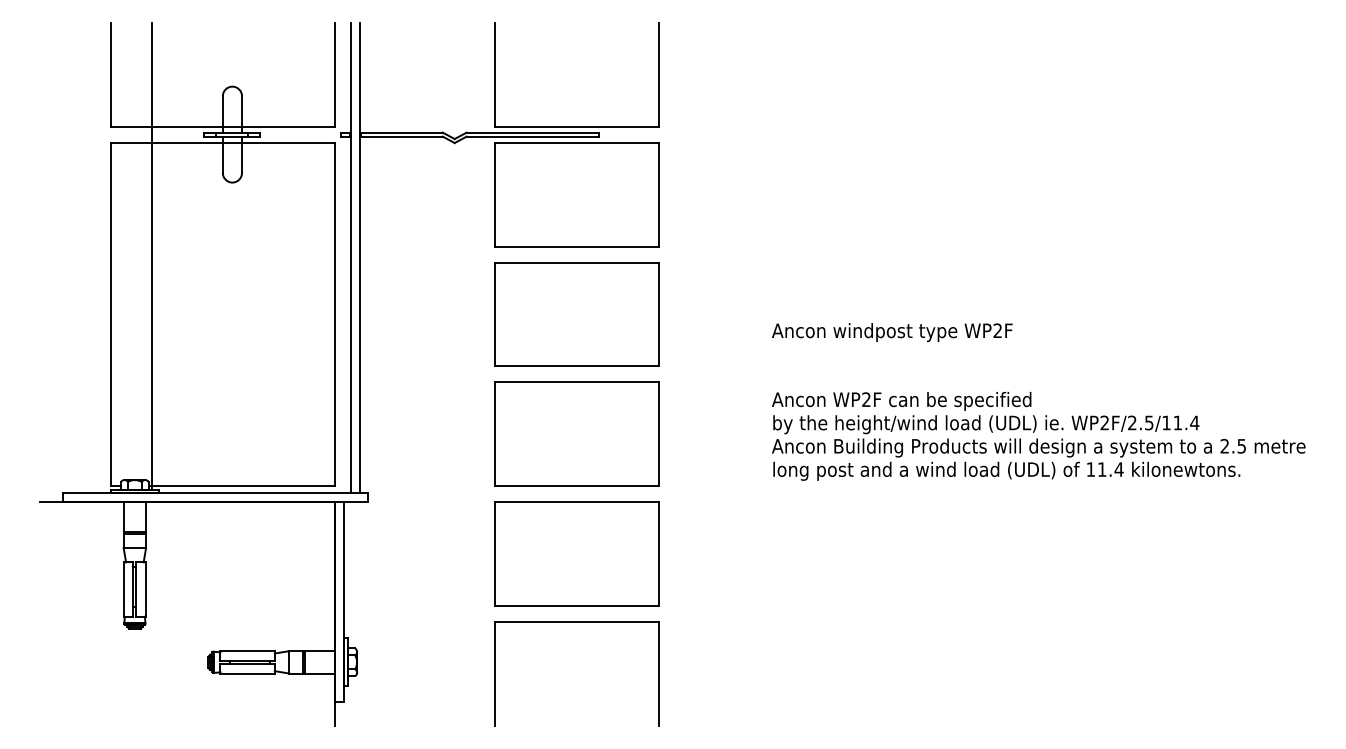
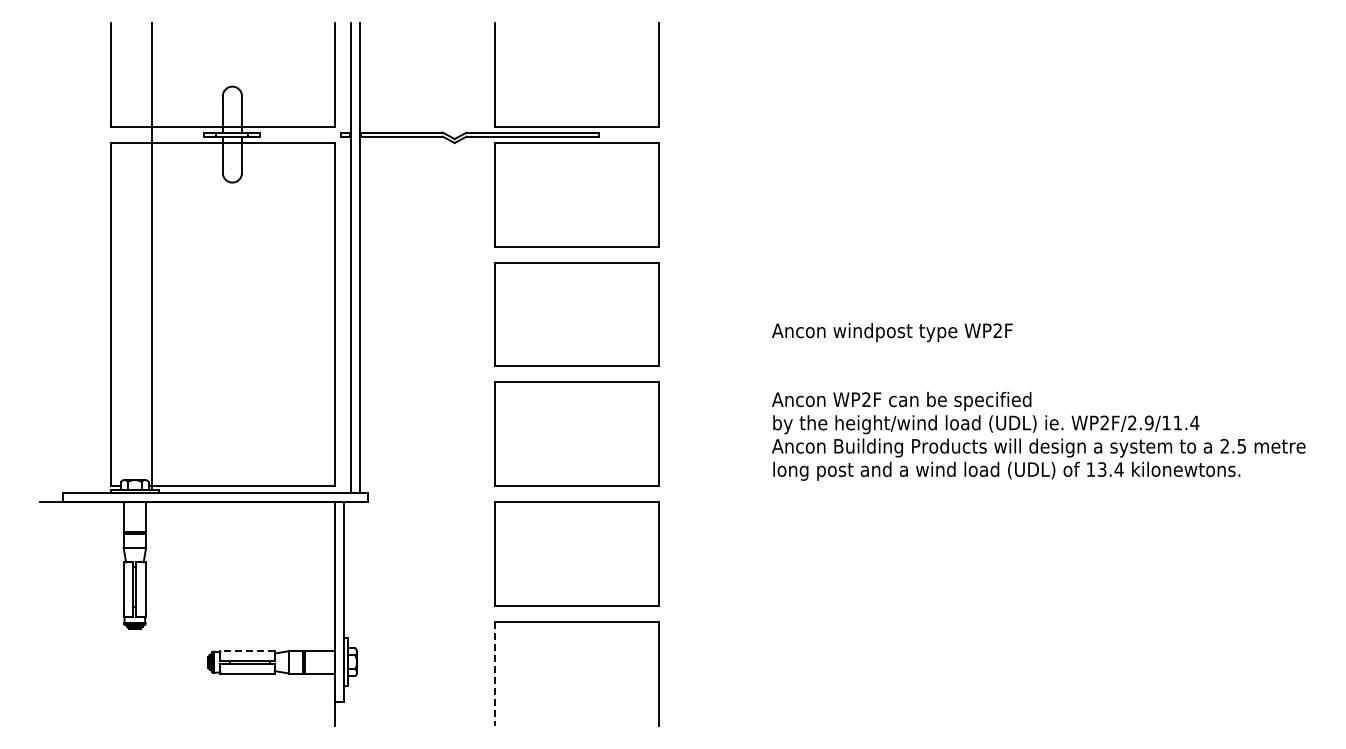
text: WP2F/2.5/11.4 -> WP2F/2.9/11.4 (1148, 422)
text: 11.4 -> 13.4 (1102, 469)
line: solid -> dashed (247, 651)
line: solid -> dashed (494, 674)
